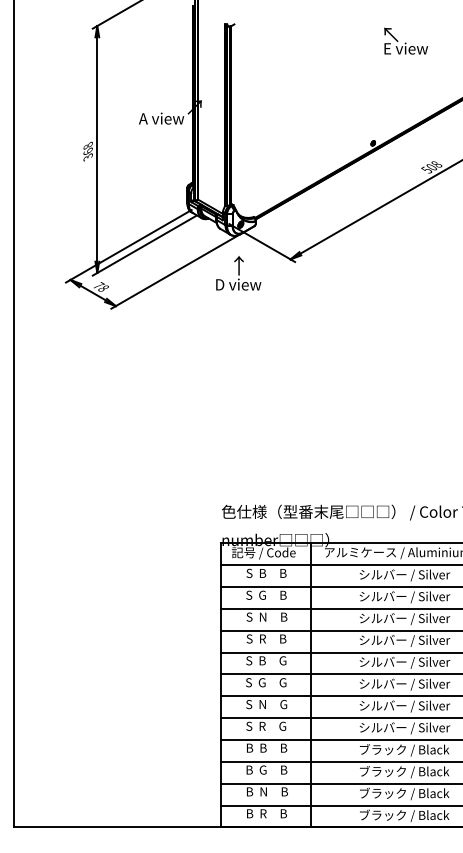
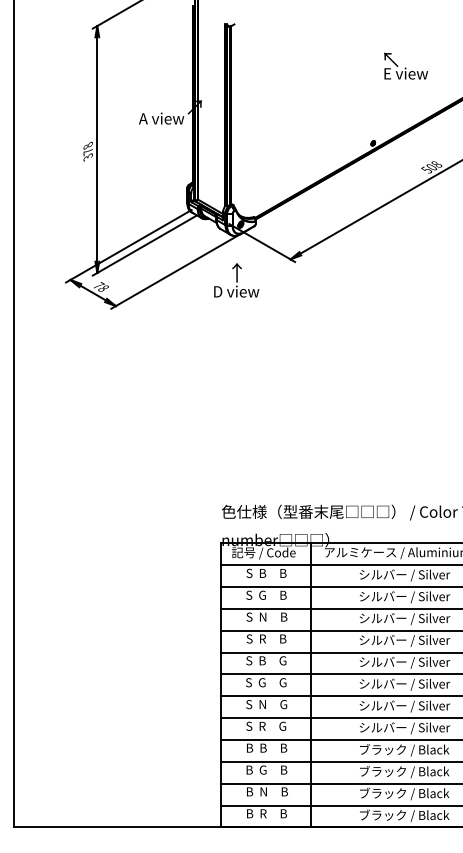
text position: (405, 40) -> (405, 65) (405, 65)
text: 368 -> 378 (87, 151)
text position: (238, 273) -> (236, 280) (236, 280)
